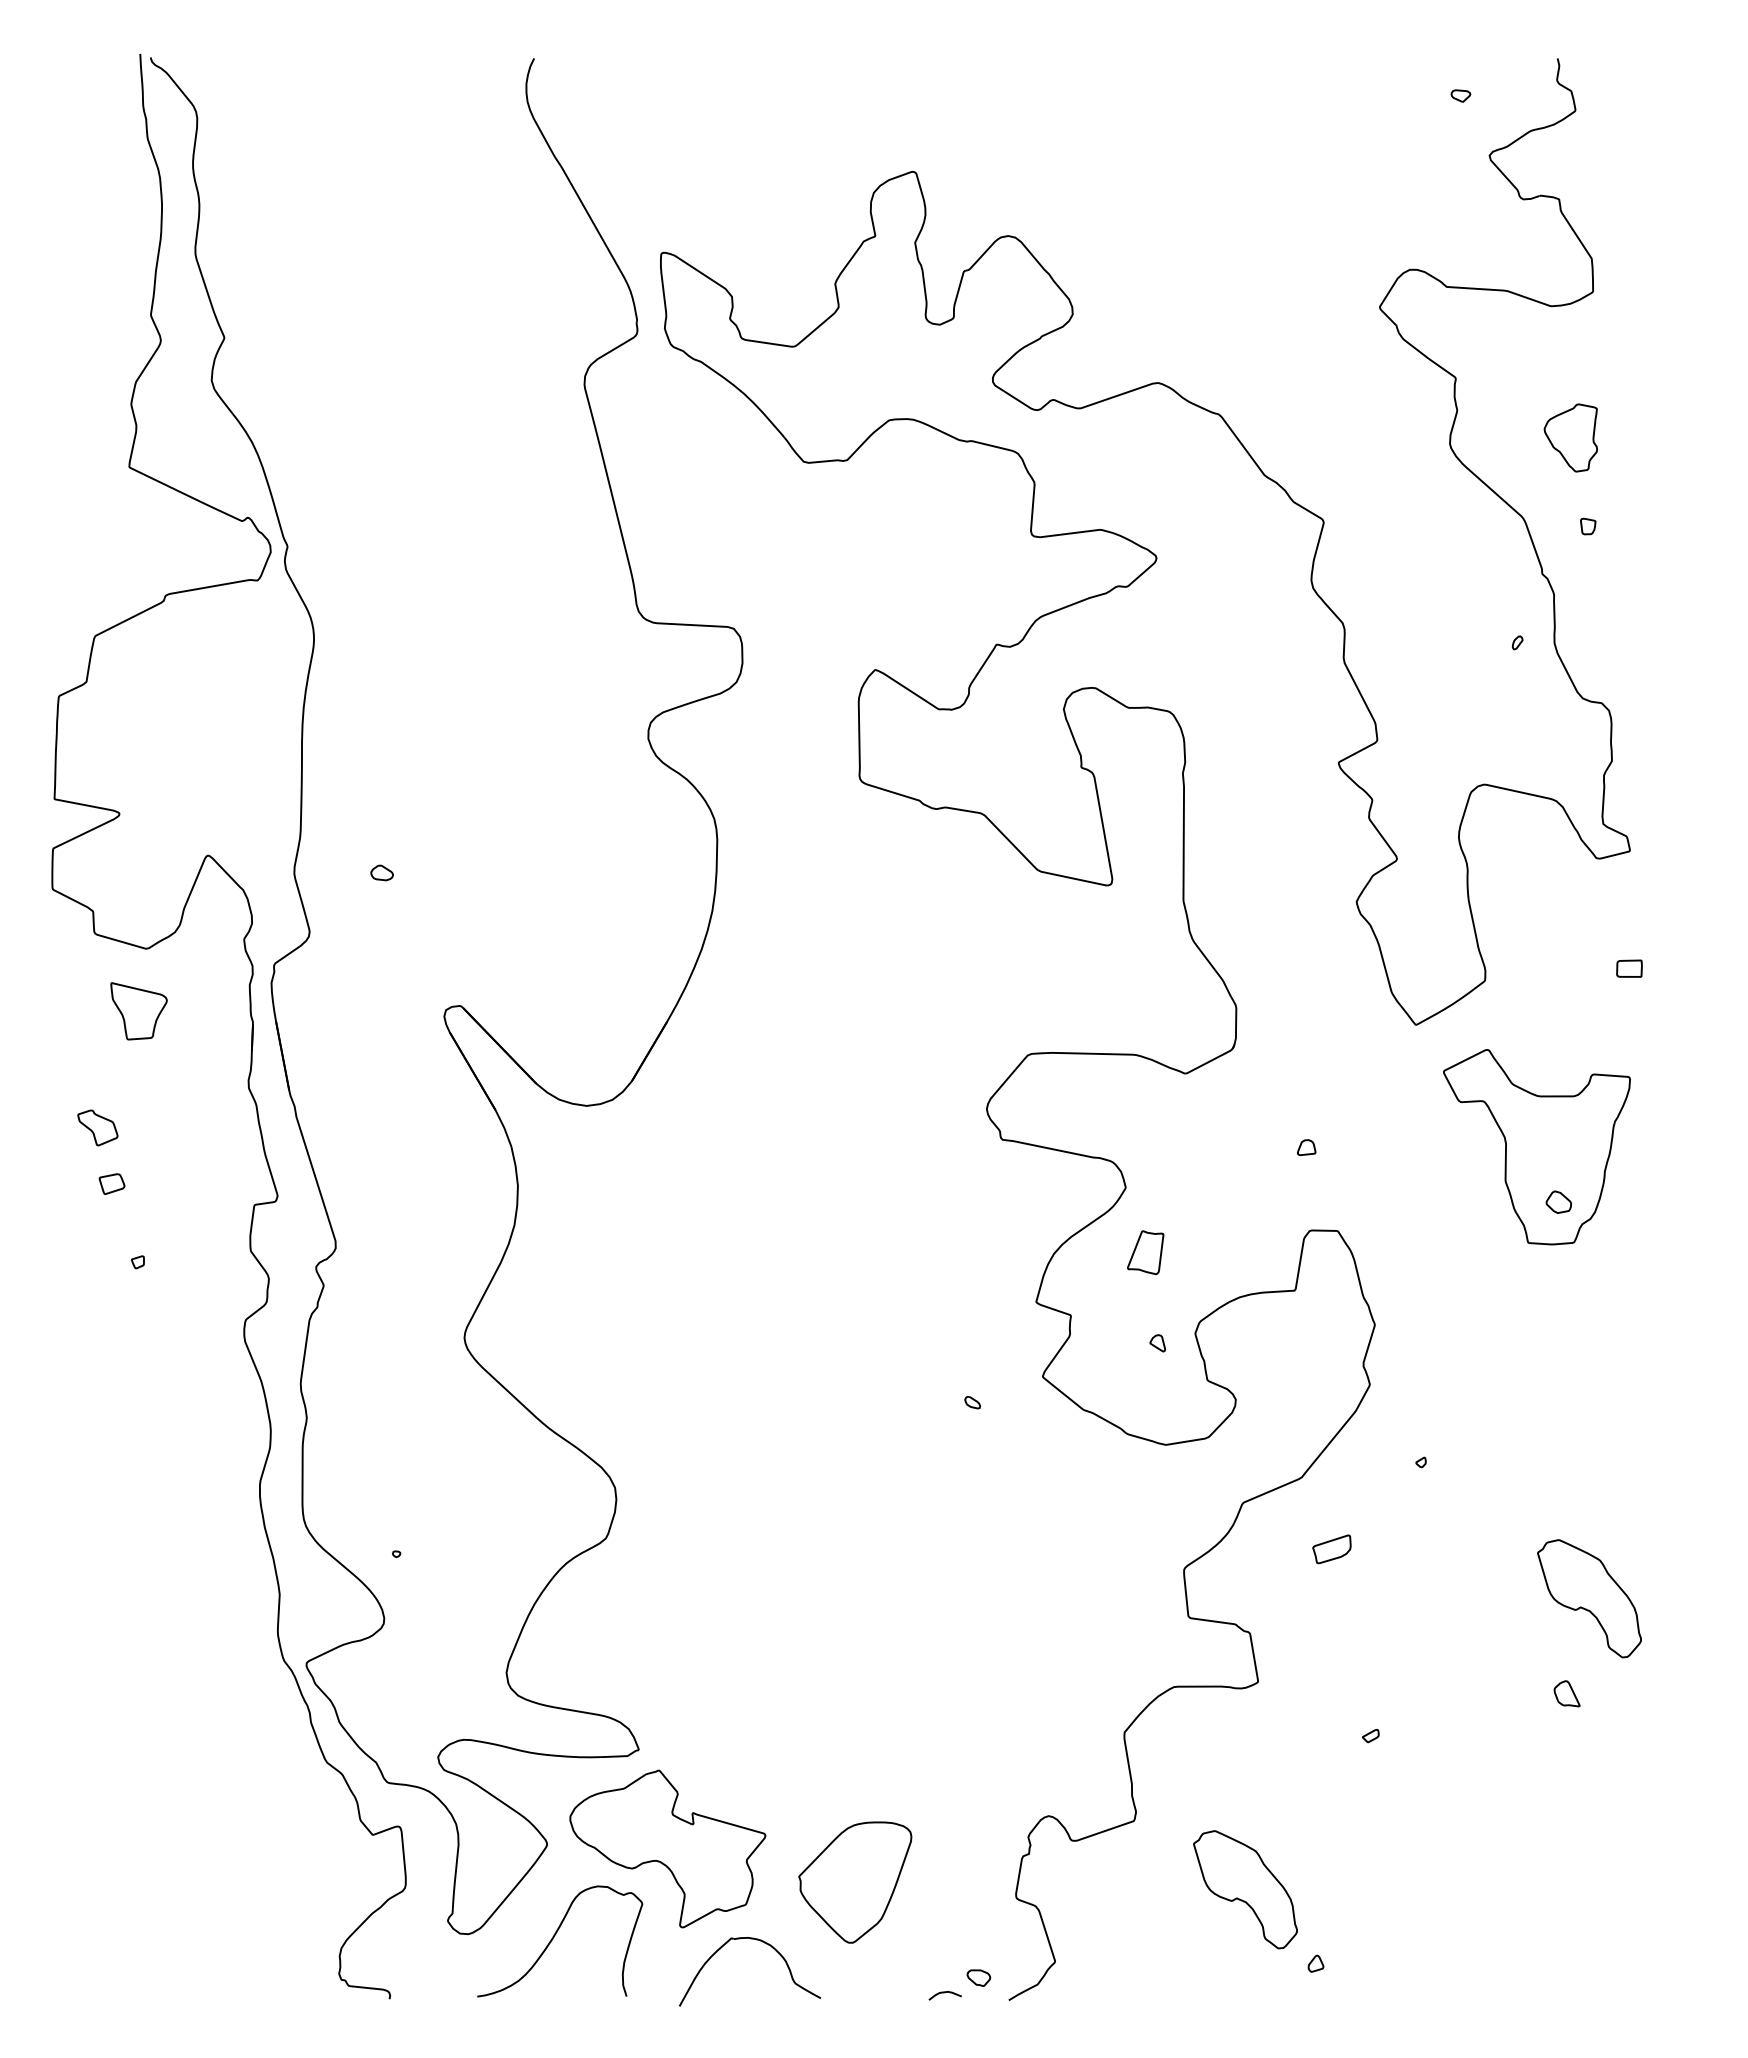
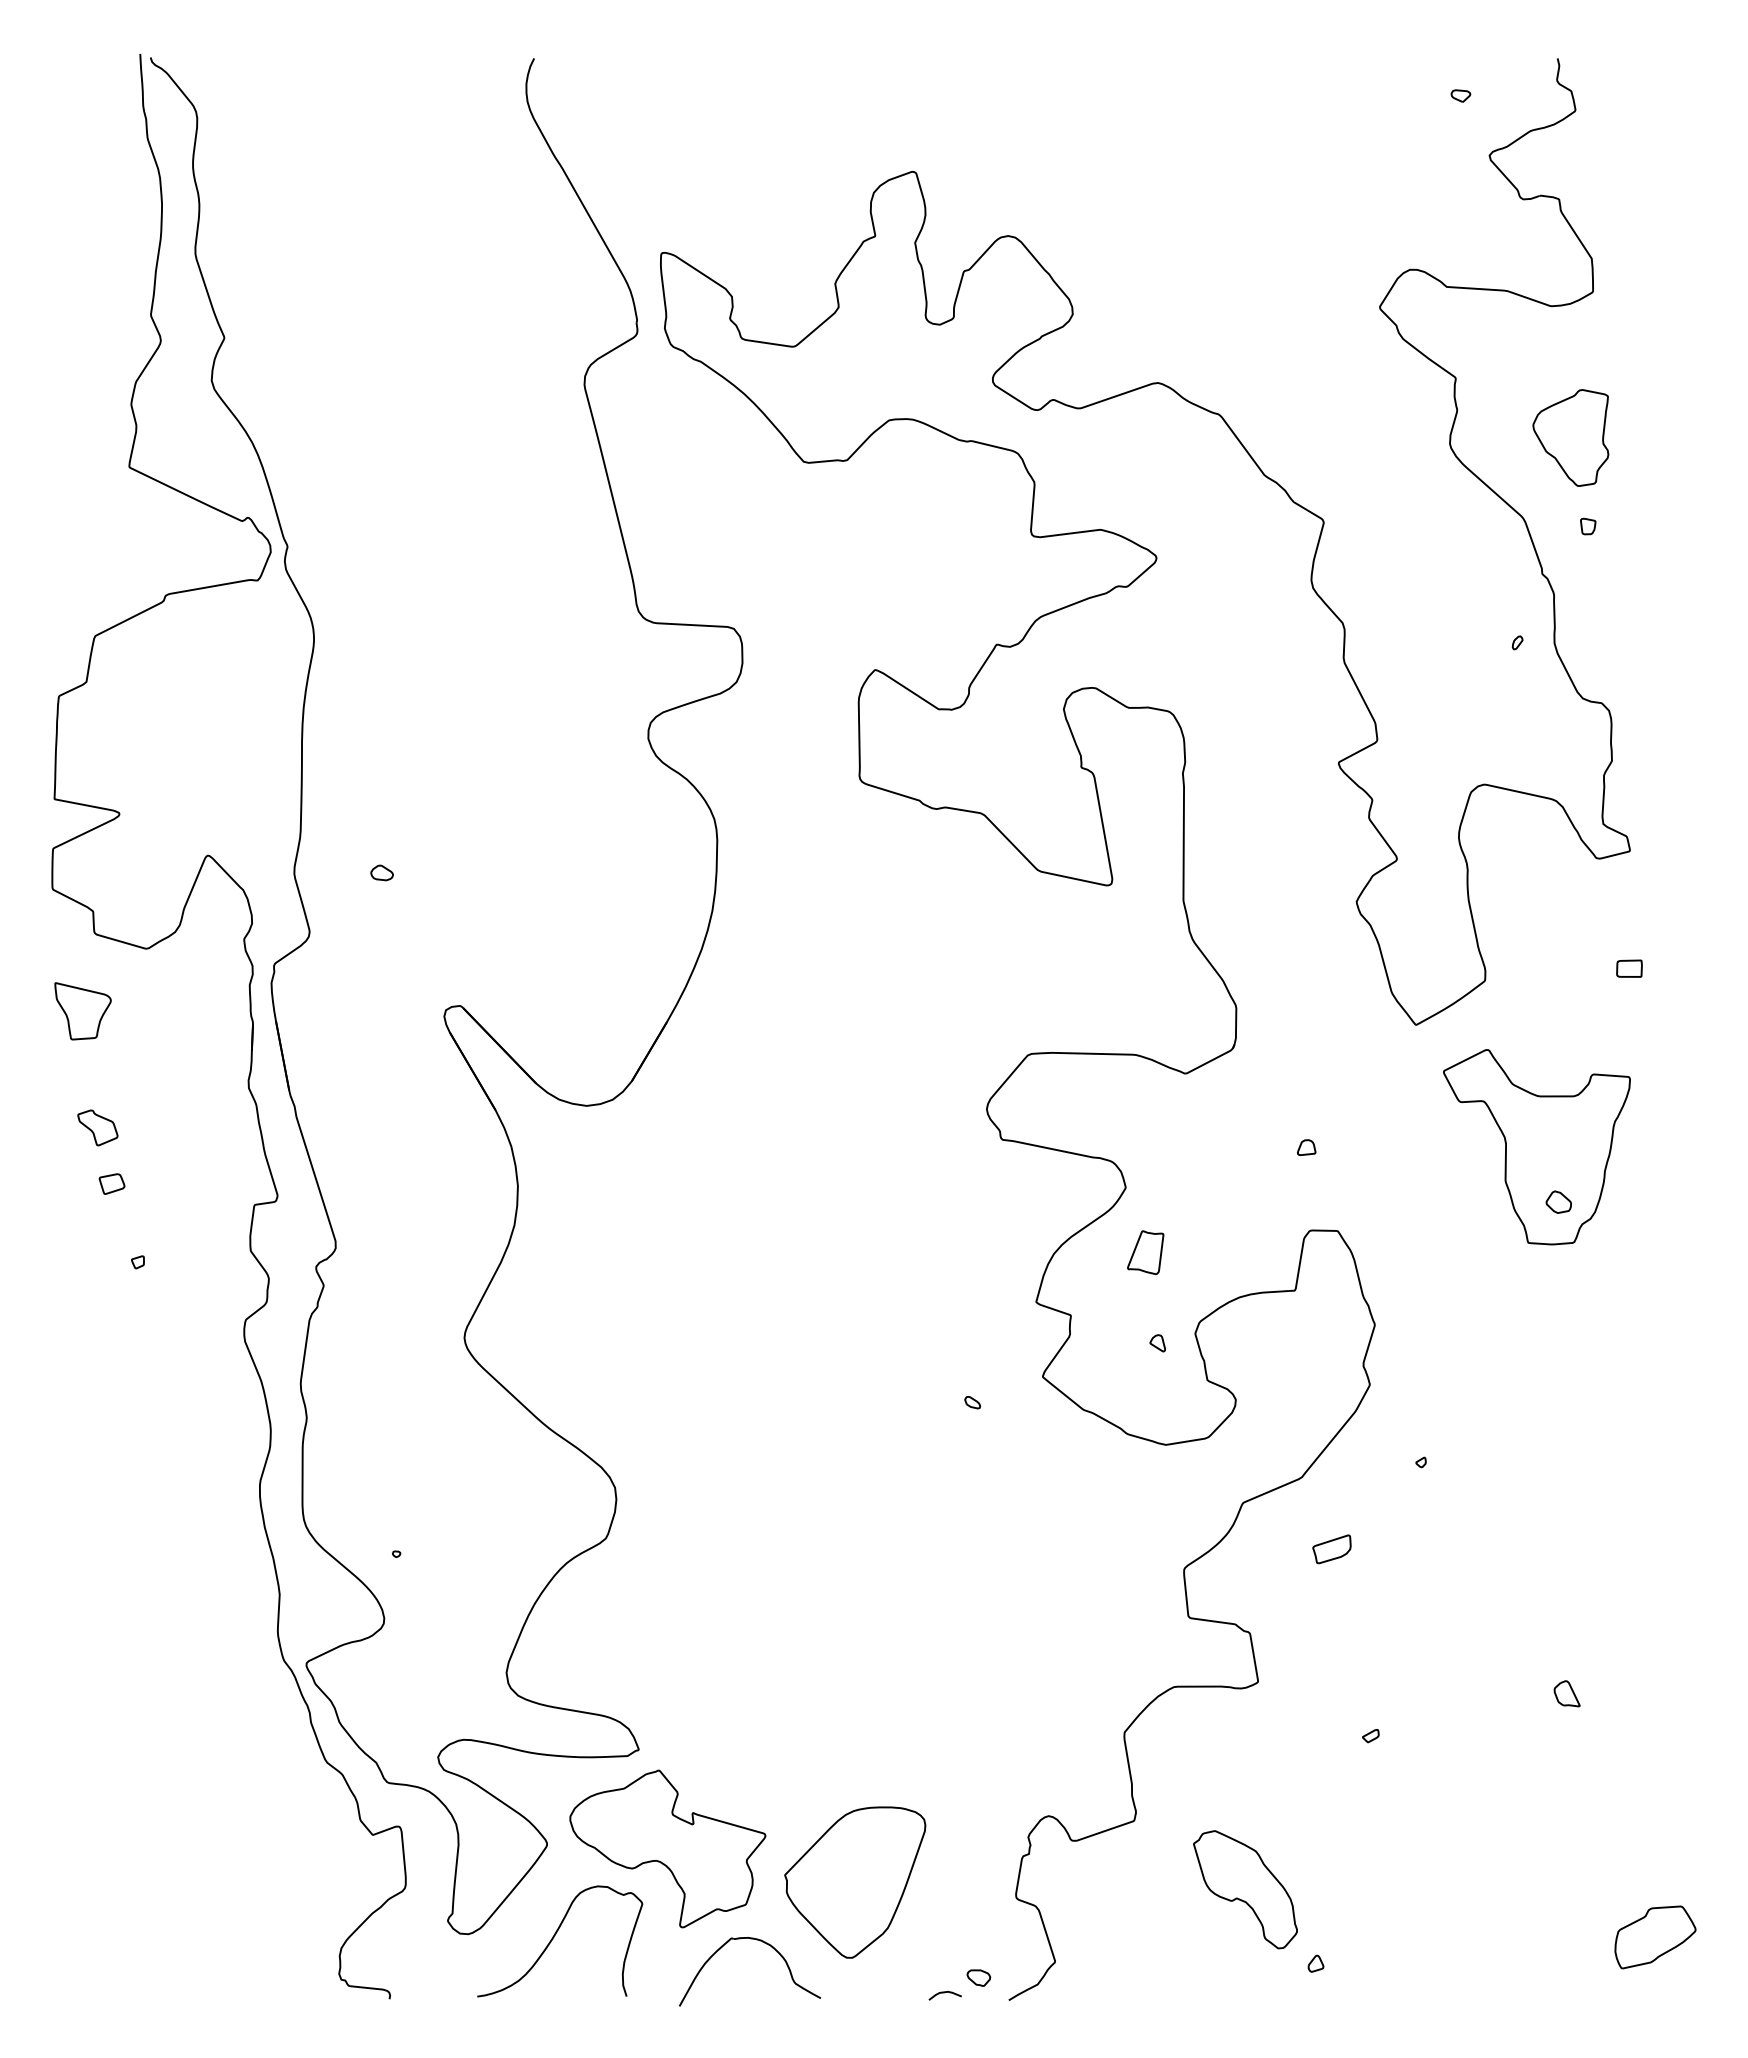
part size: 56x70 px -> 78x98 px (1570, 437)
part position: (138, 1011) -> (82, 1011) (82, 1011)
part: present -> none (1589, 1598)
part size: 115x123 px -> 143x153 px (855, 1882)
part: none -> present (1655, 1937)
